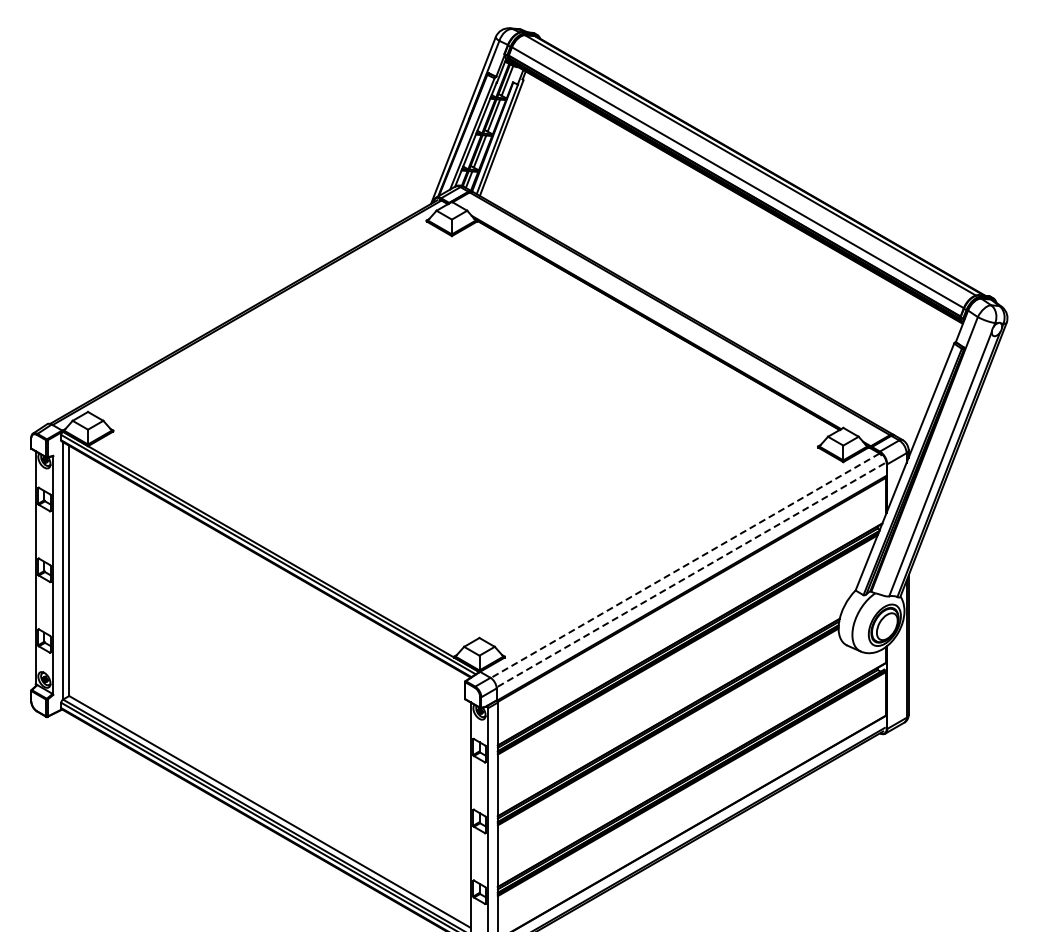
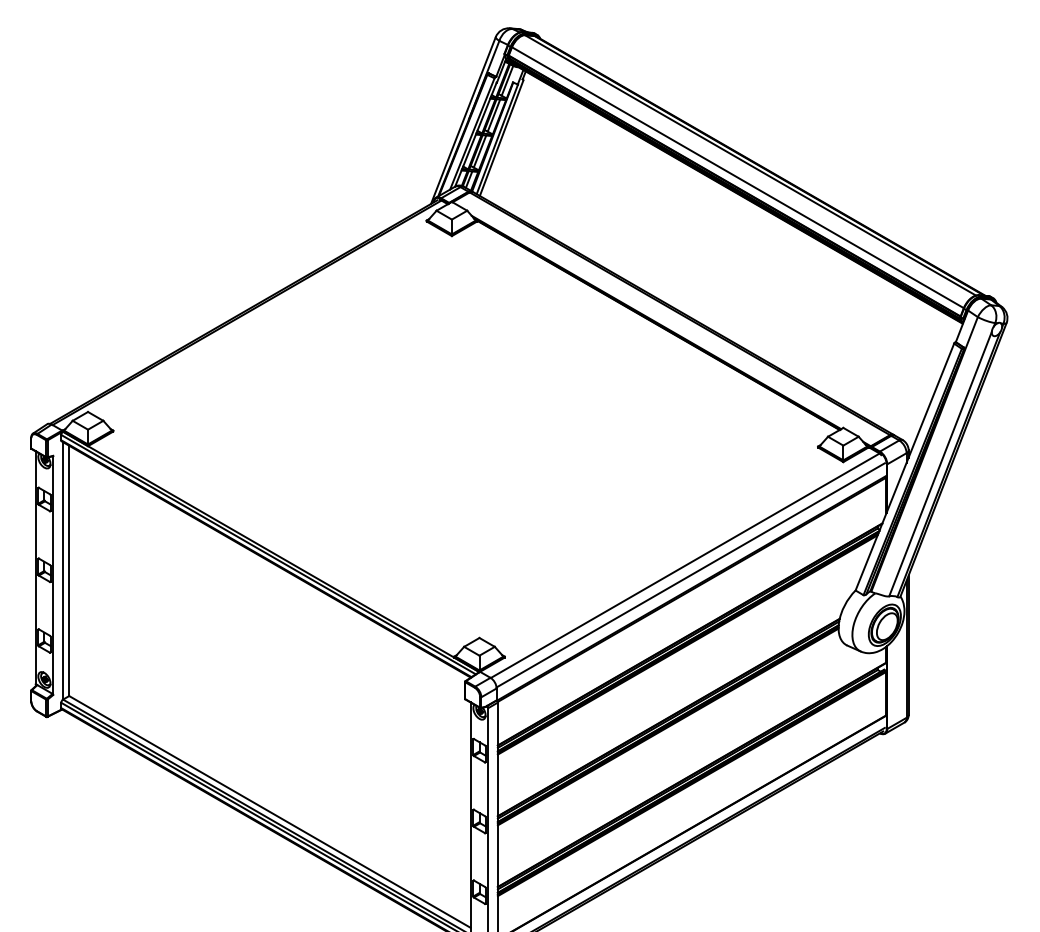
line: dashed -> solid (684, 566)
line: dashed -> solid (690, 575)
